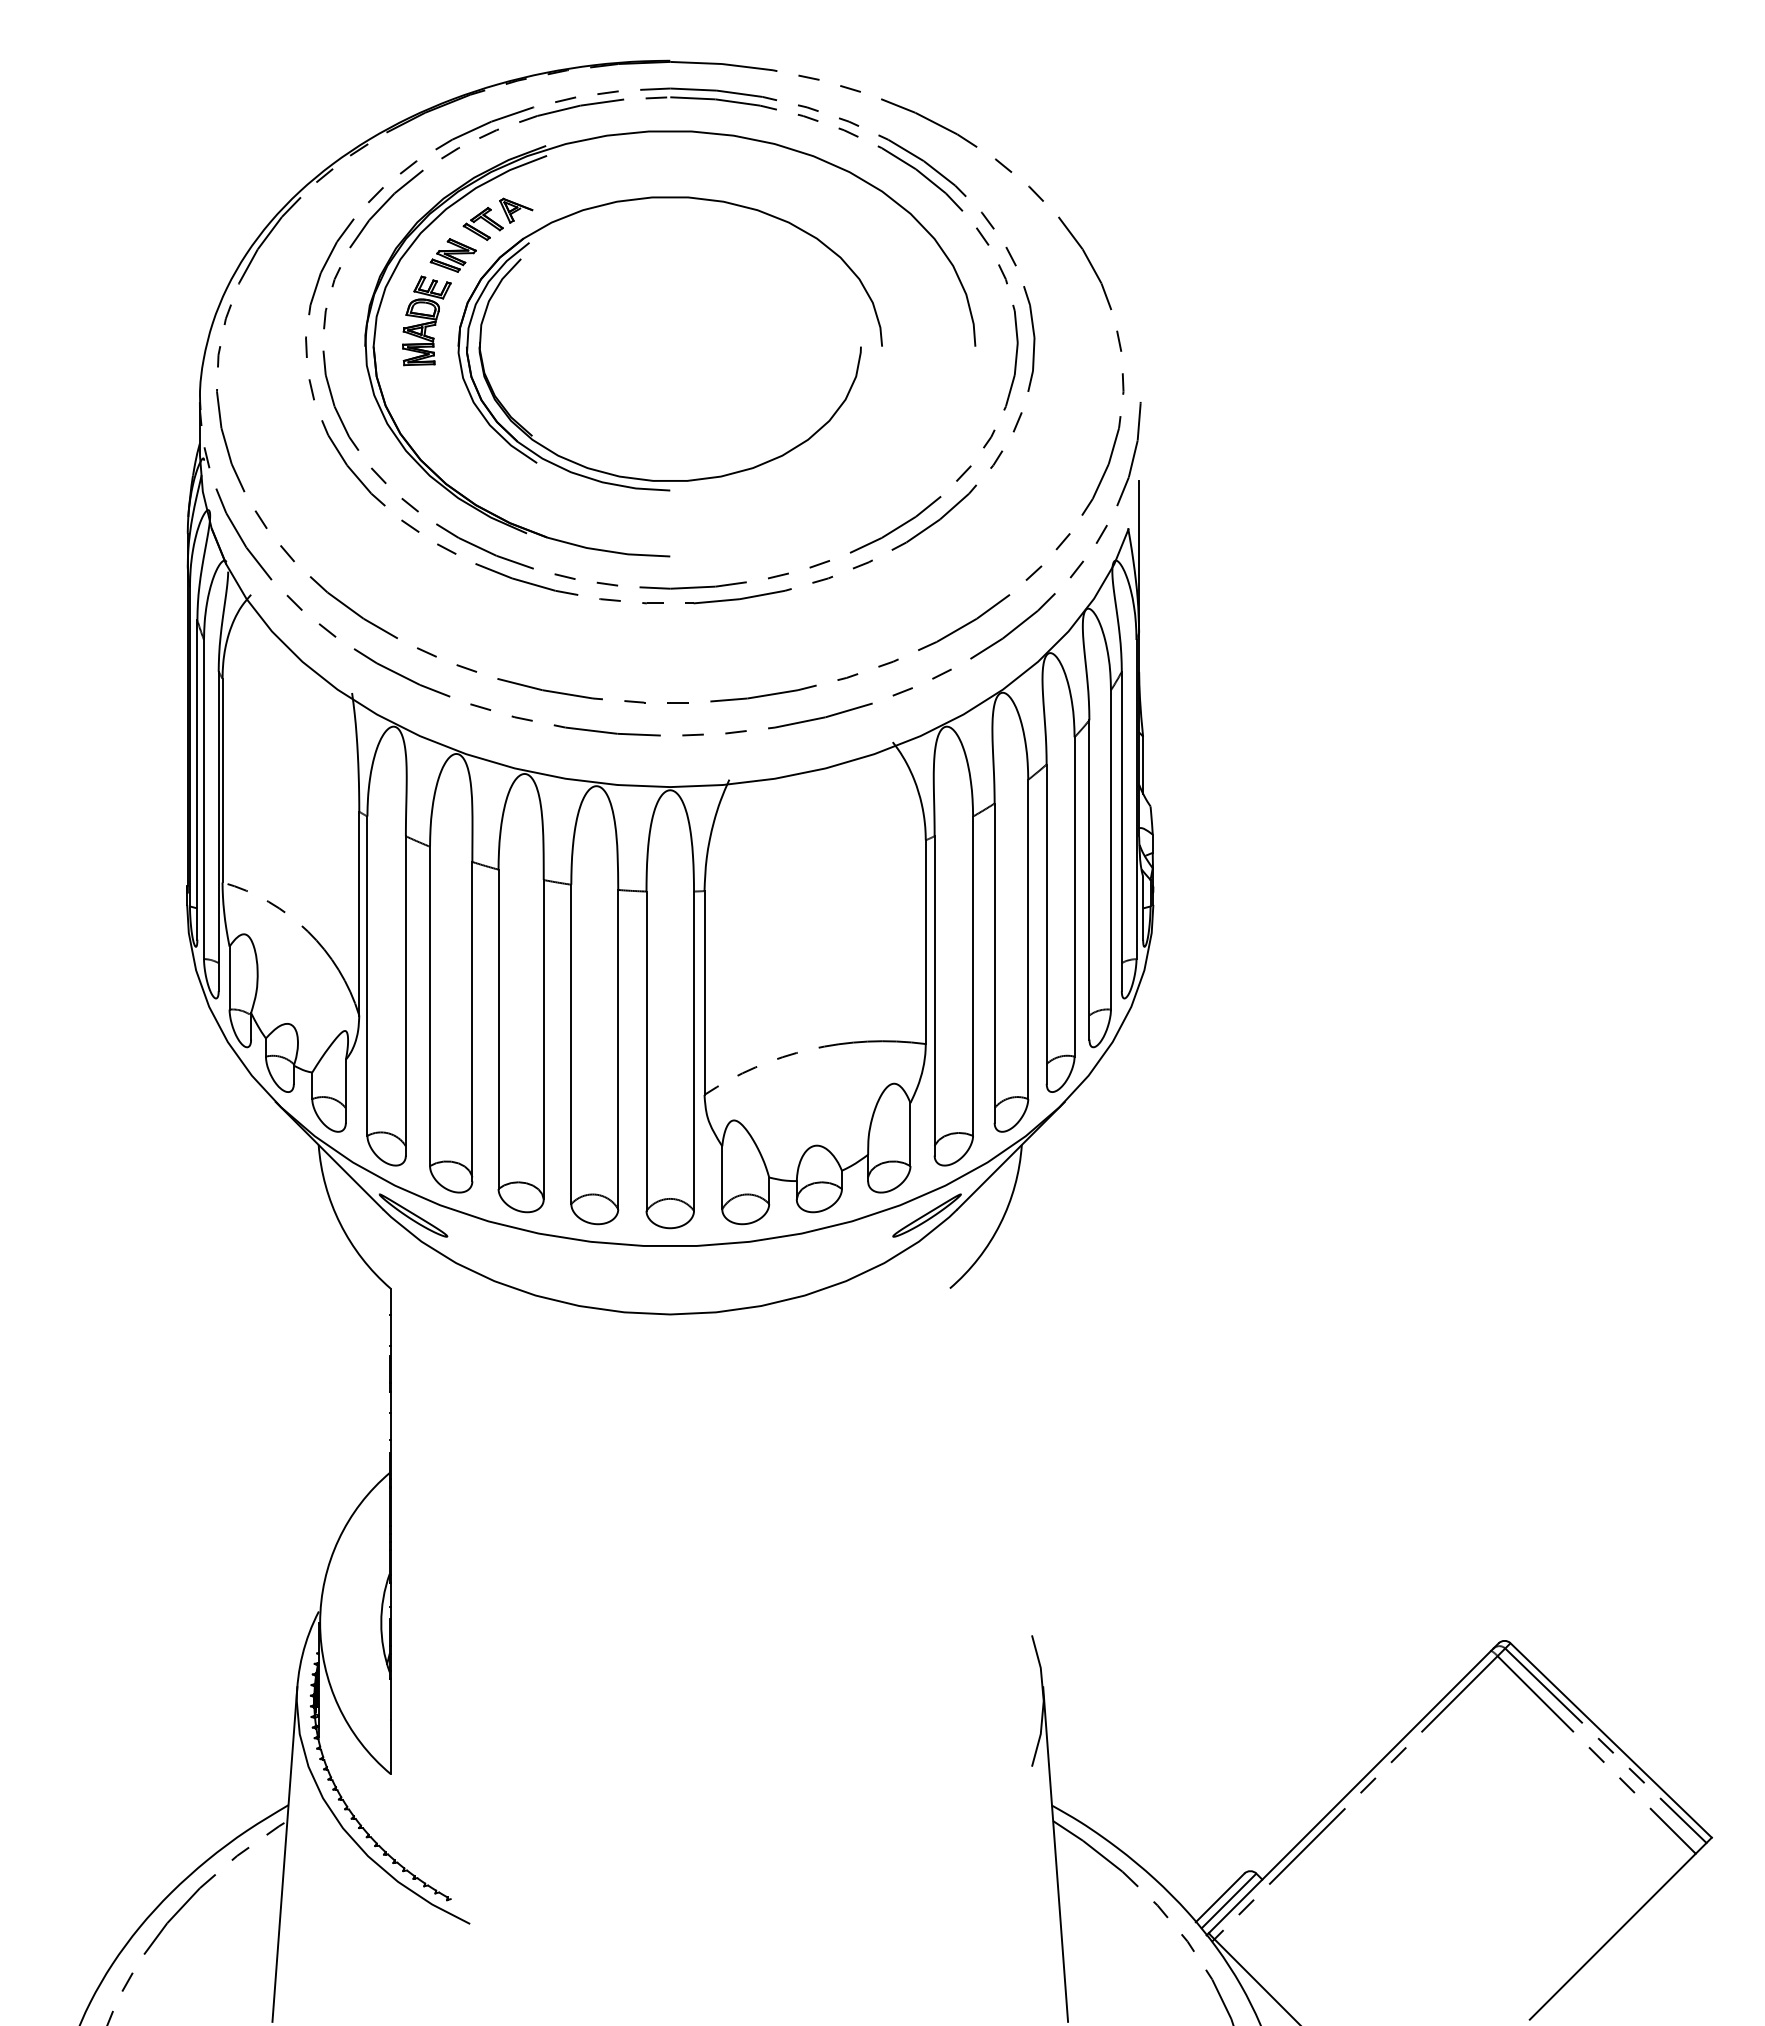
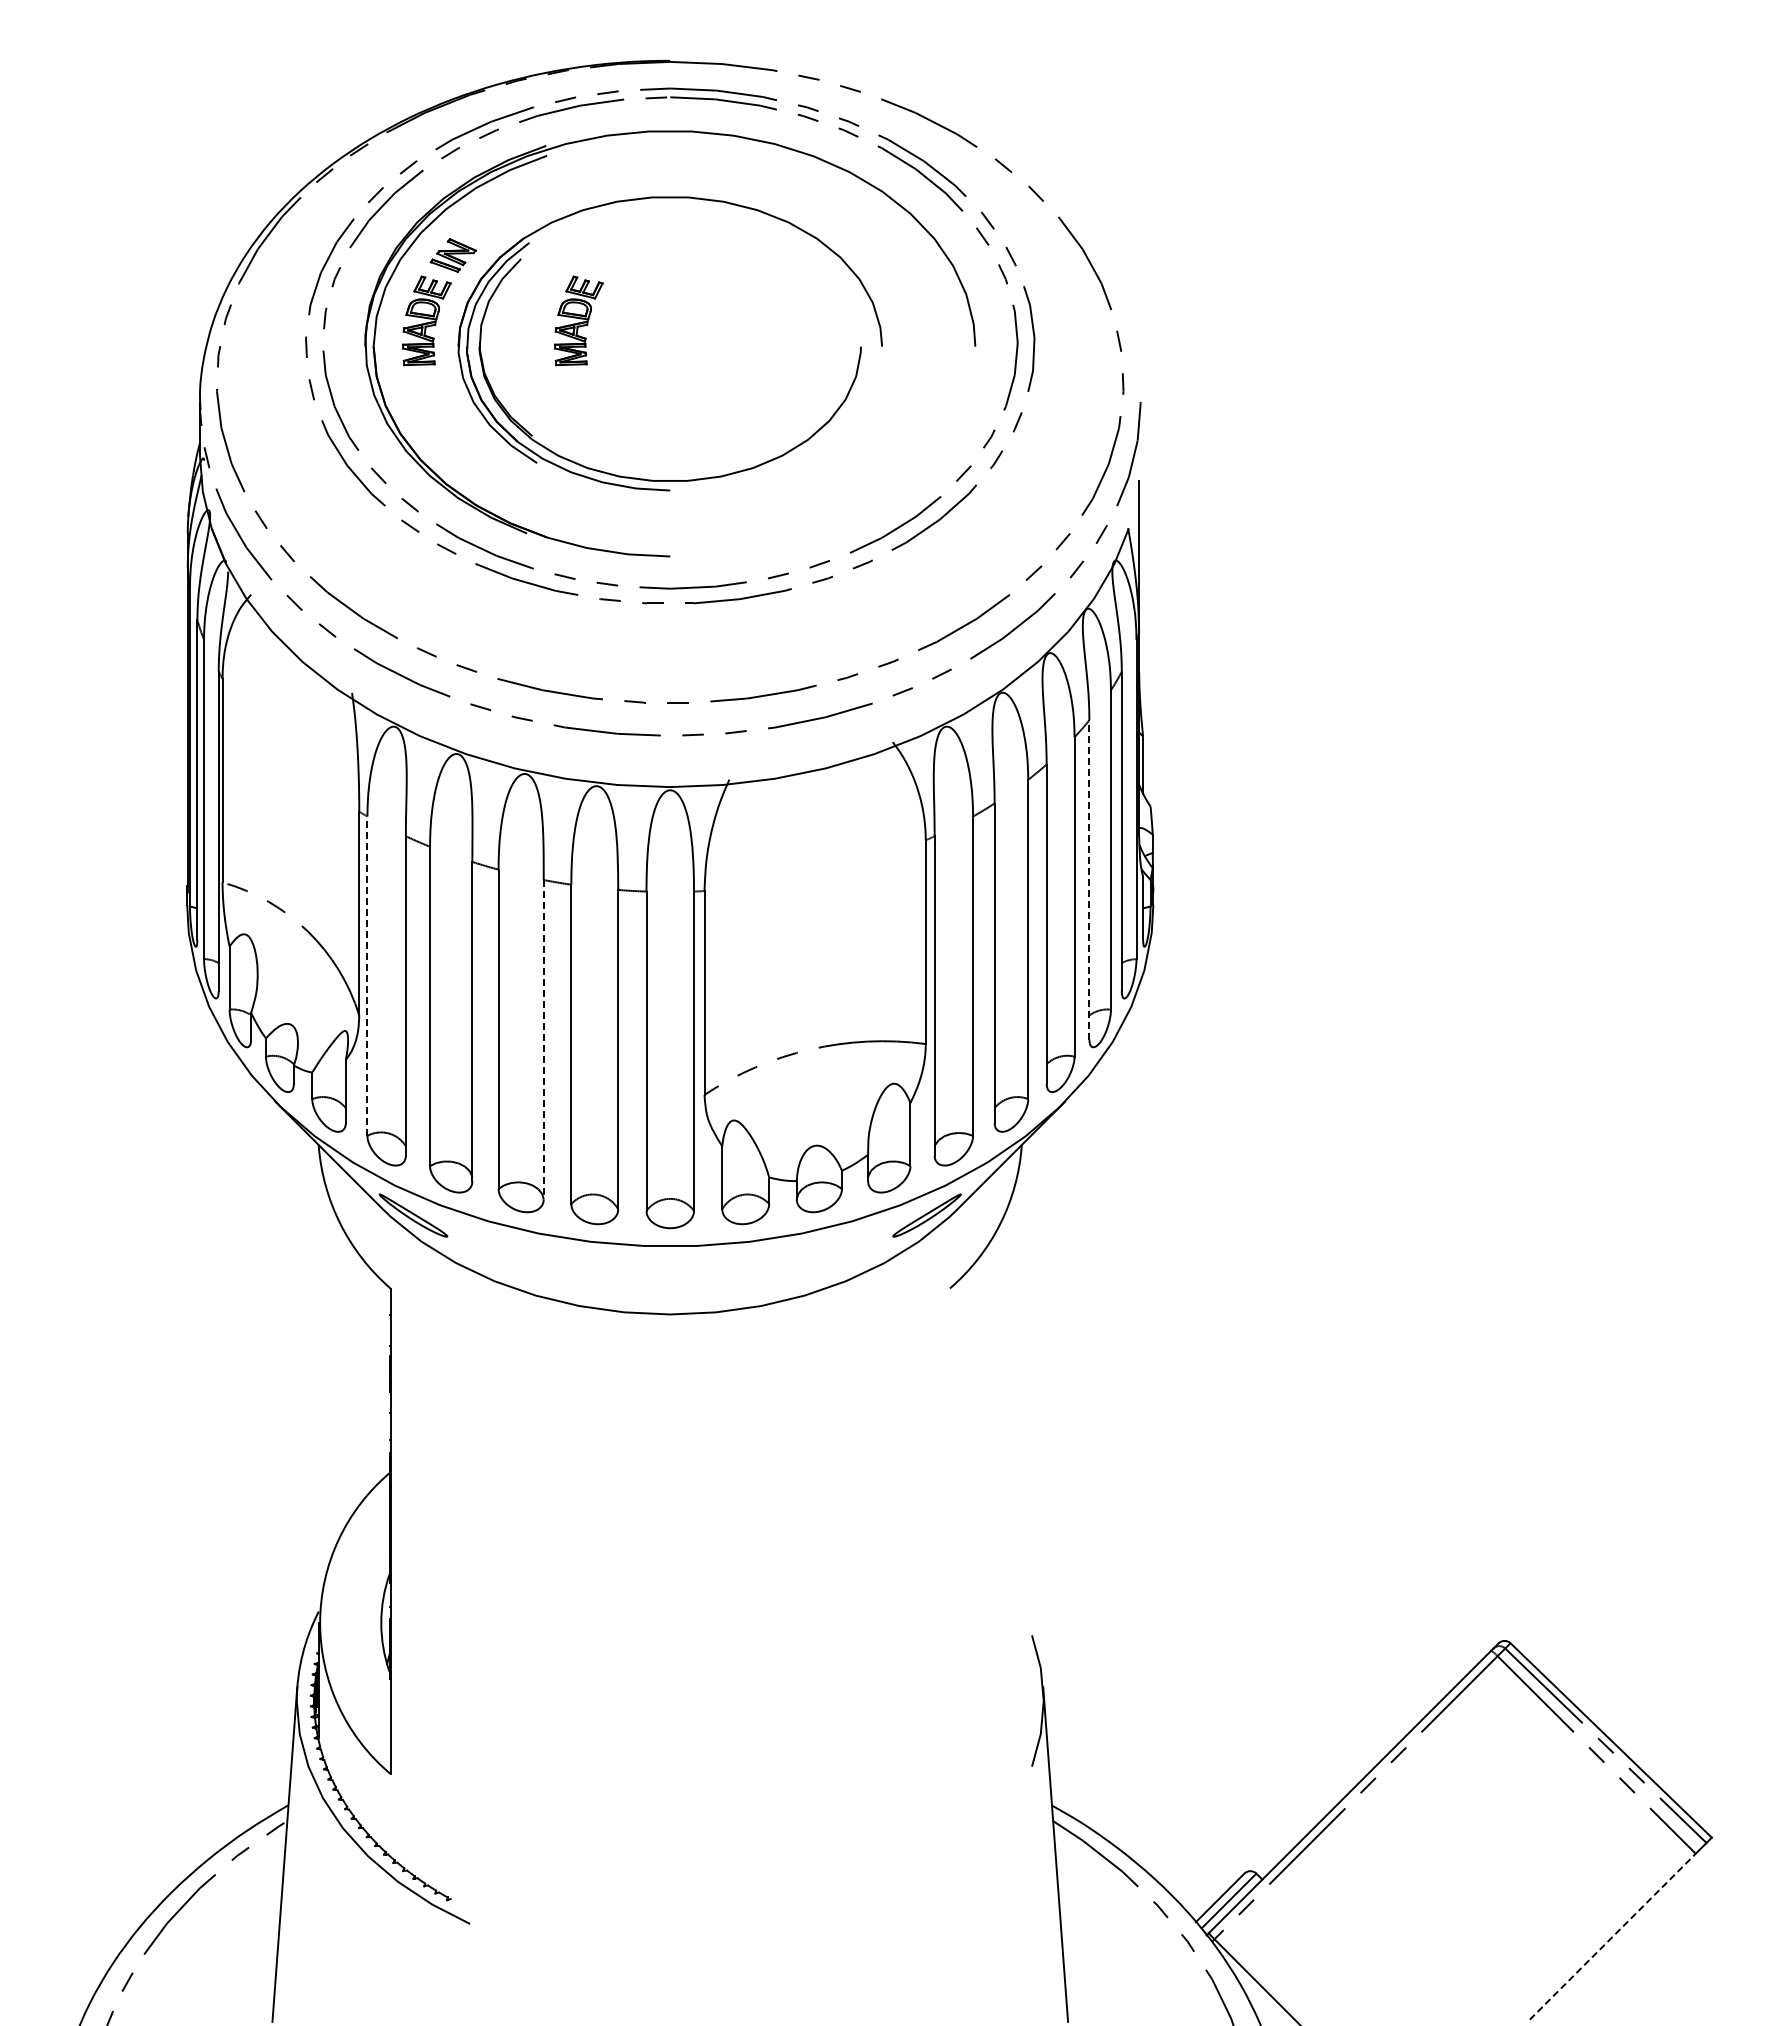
part: present -> none (497, 218)
part: none -> present (578, 320)
line: solid -> dashed (1089, 879)
line: solid -> dashed (367, 976)
line: solid -> dashed (543, 1039)
line: solid -> dashed (1613, 1936)
